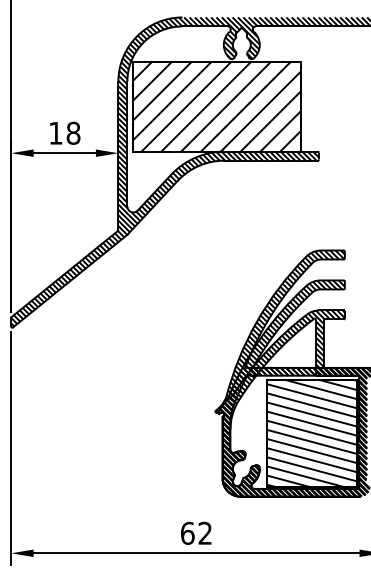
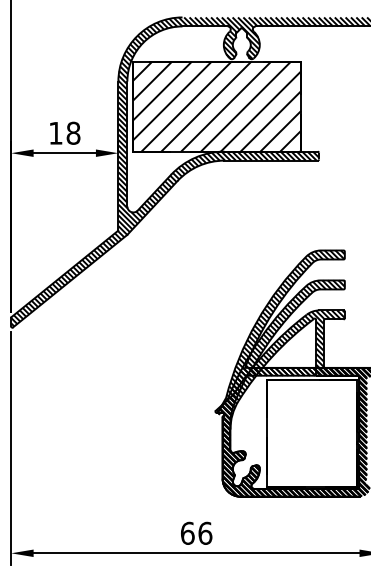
hatch: present -> none (312, 433)
text: 62 -> 66 (205, 532)
